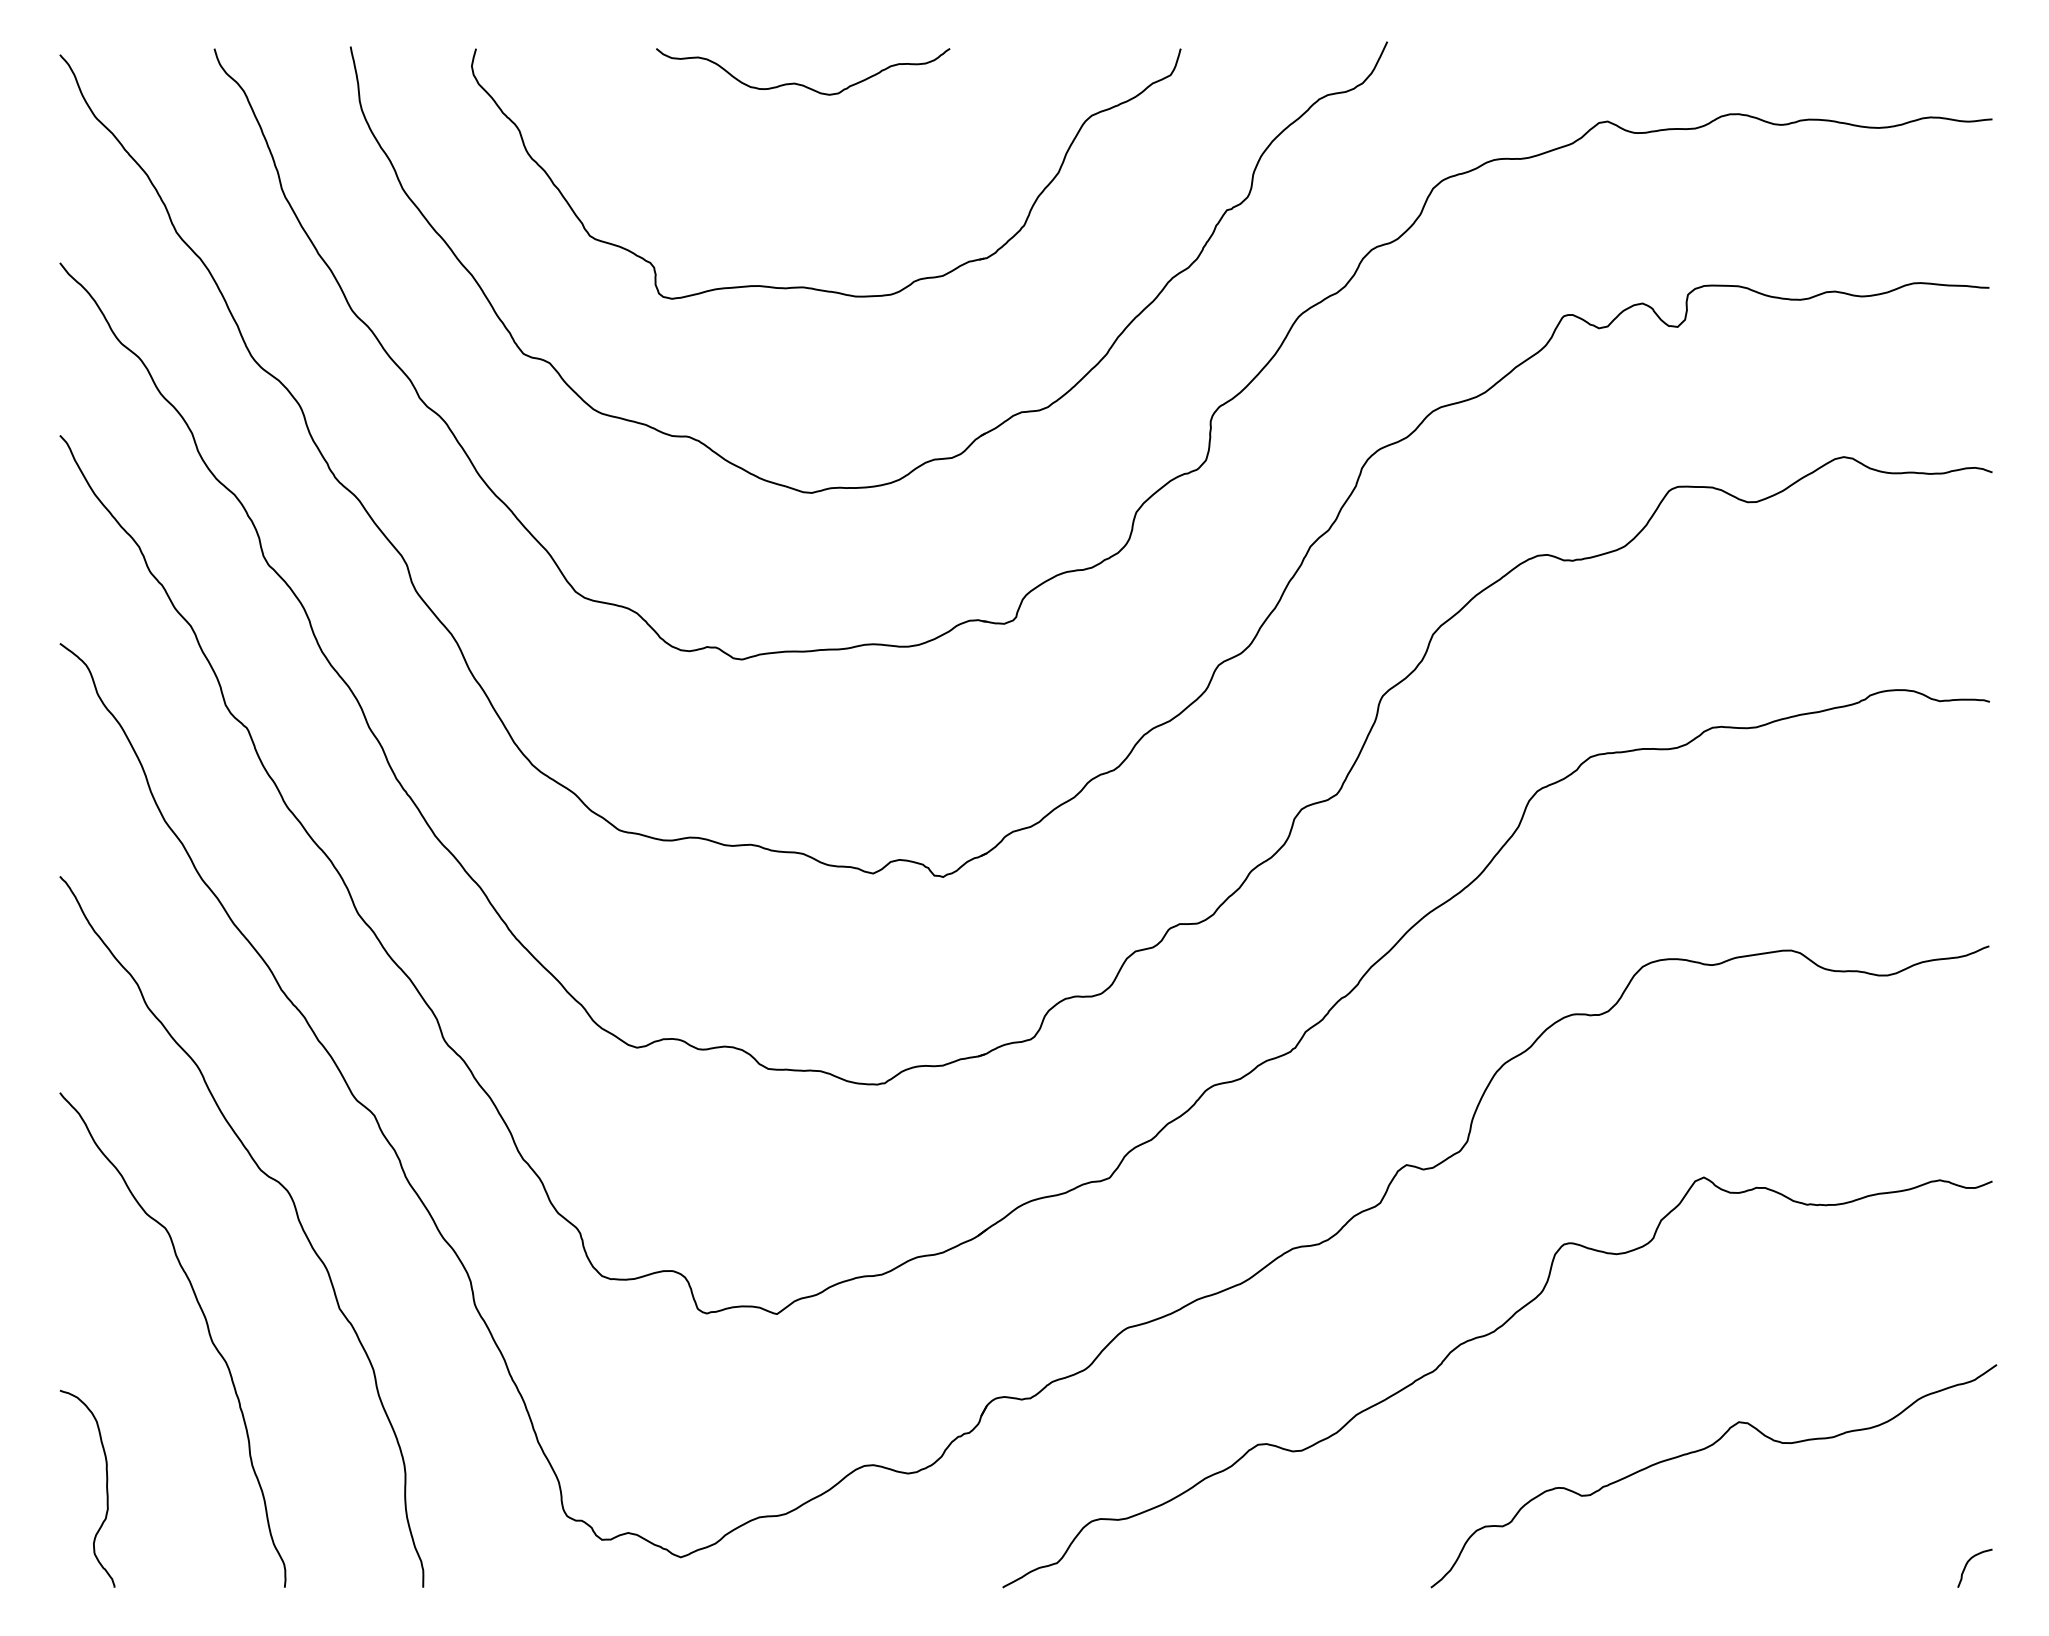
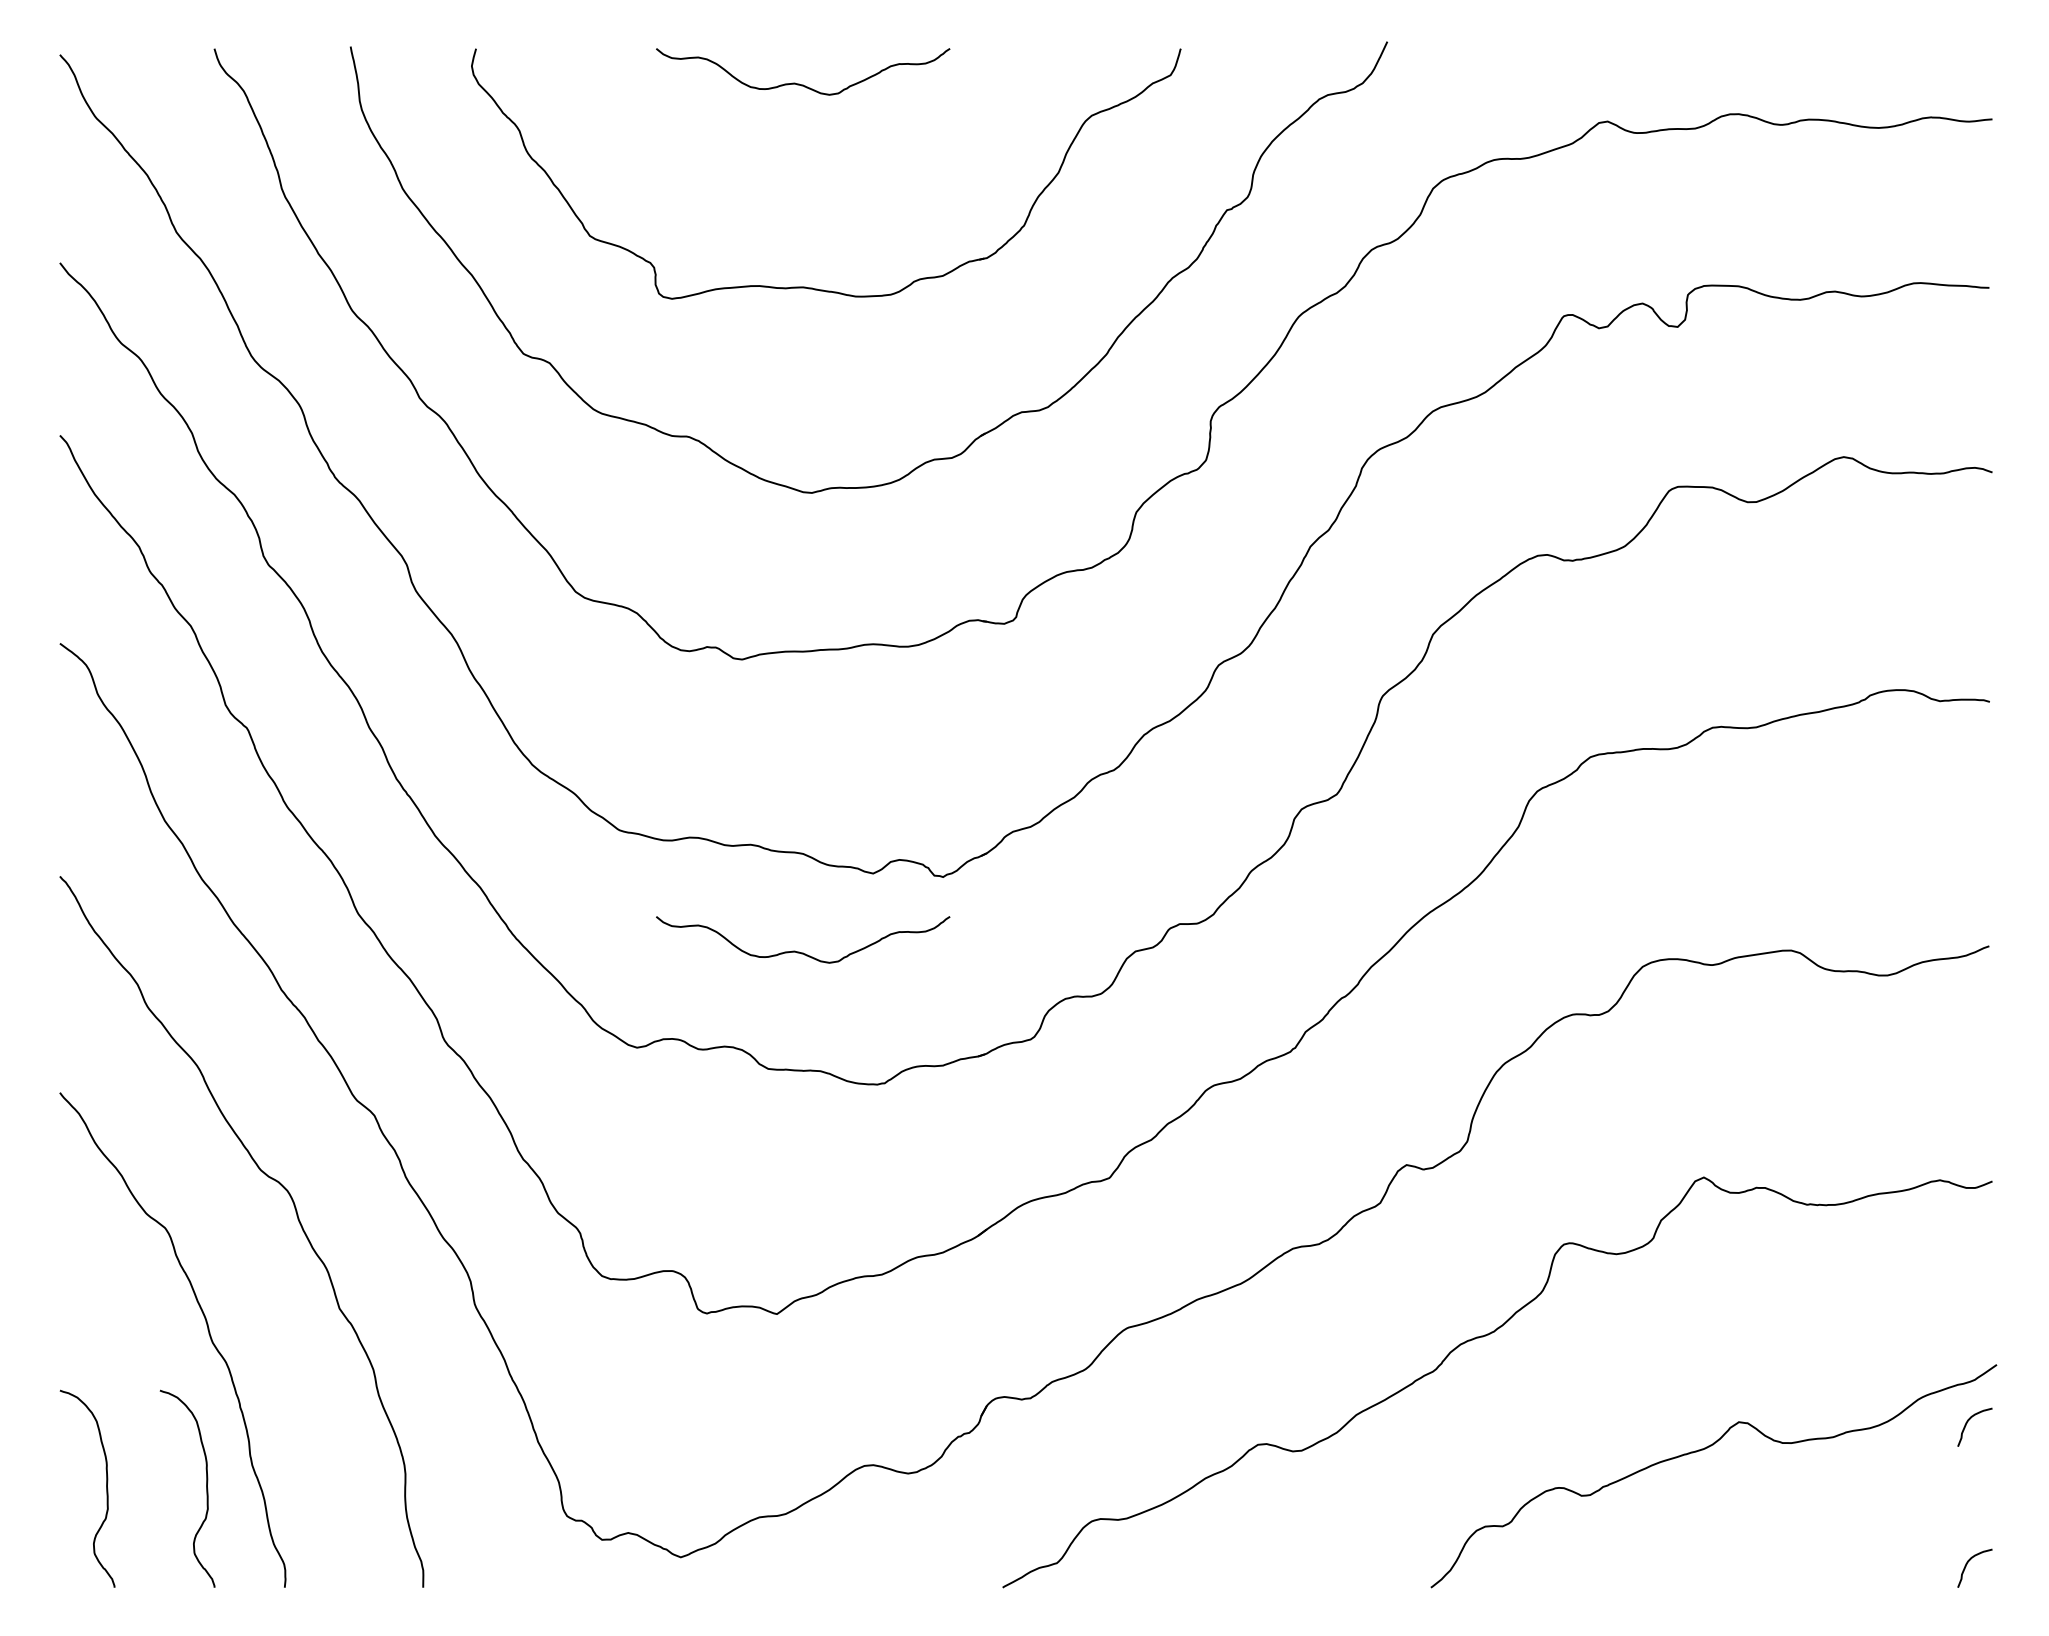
curve: none -> present (799, 951)
curve: none -> present (1967, 1423)
curve: none -> present (206, 1488)
